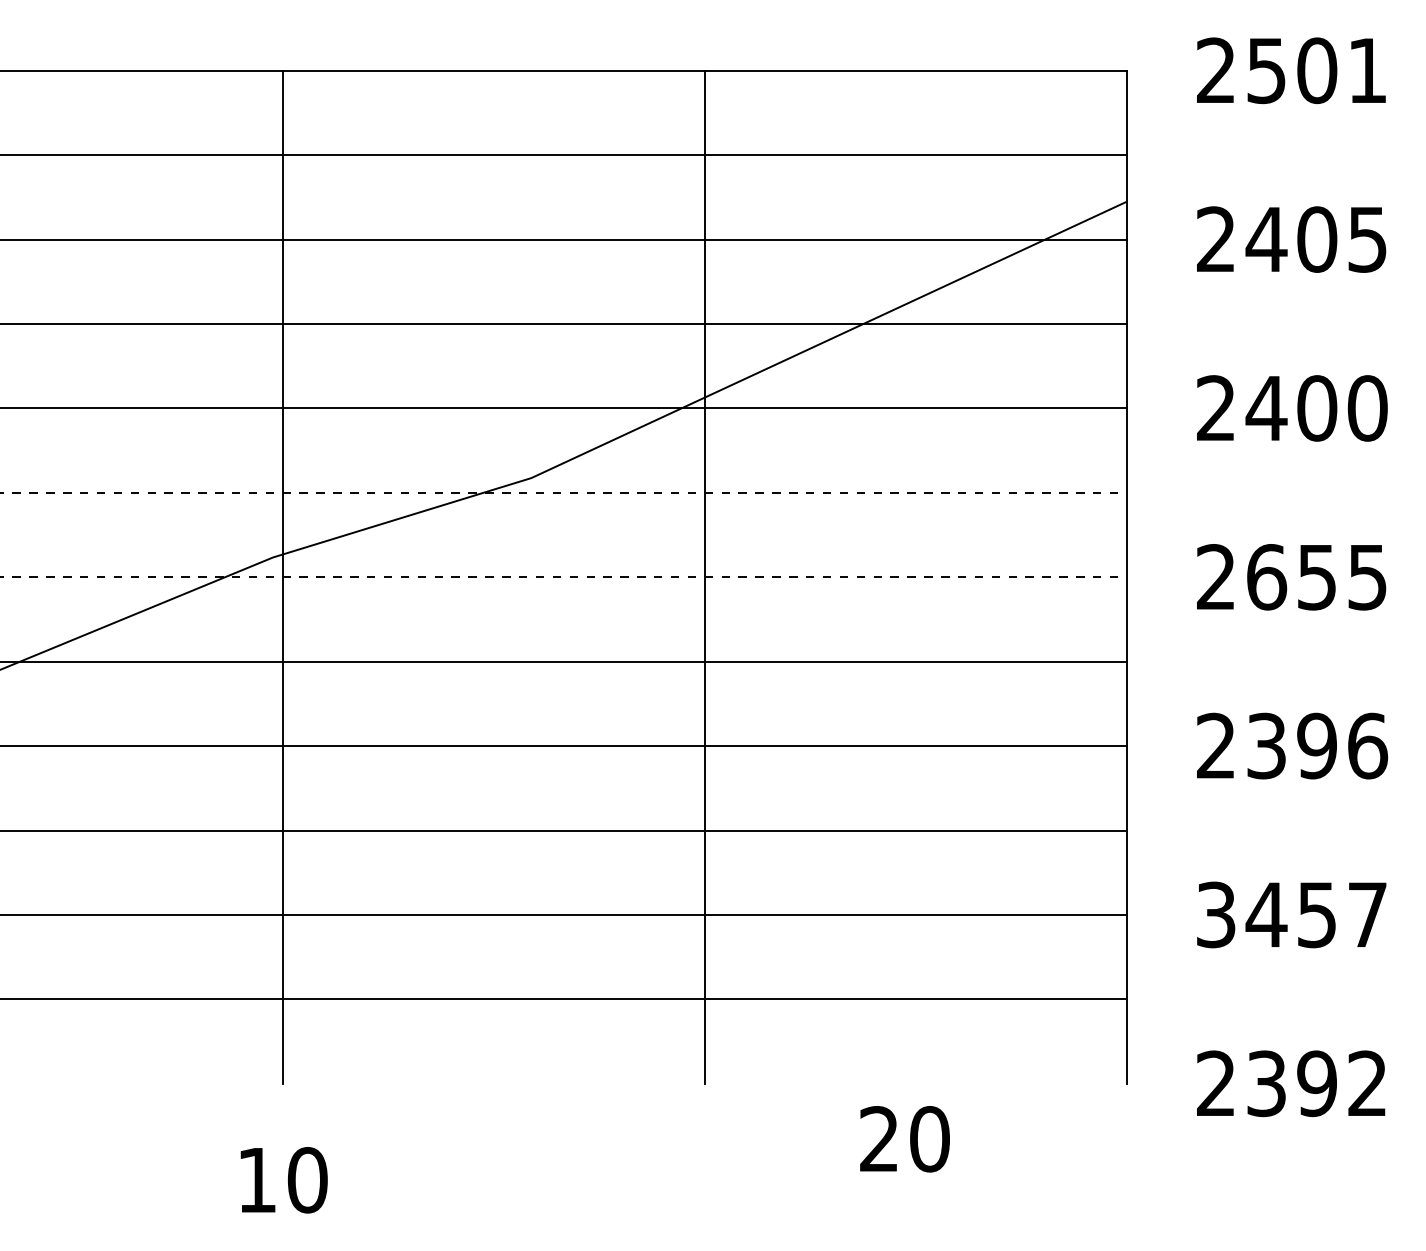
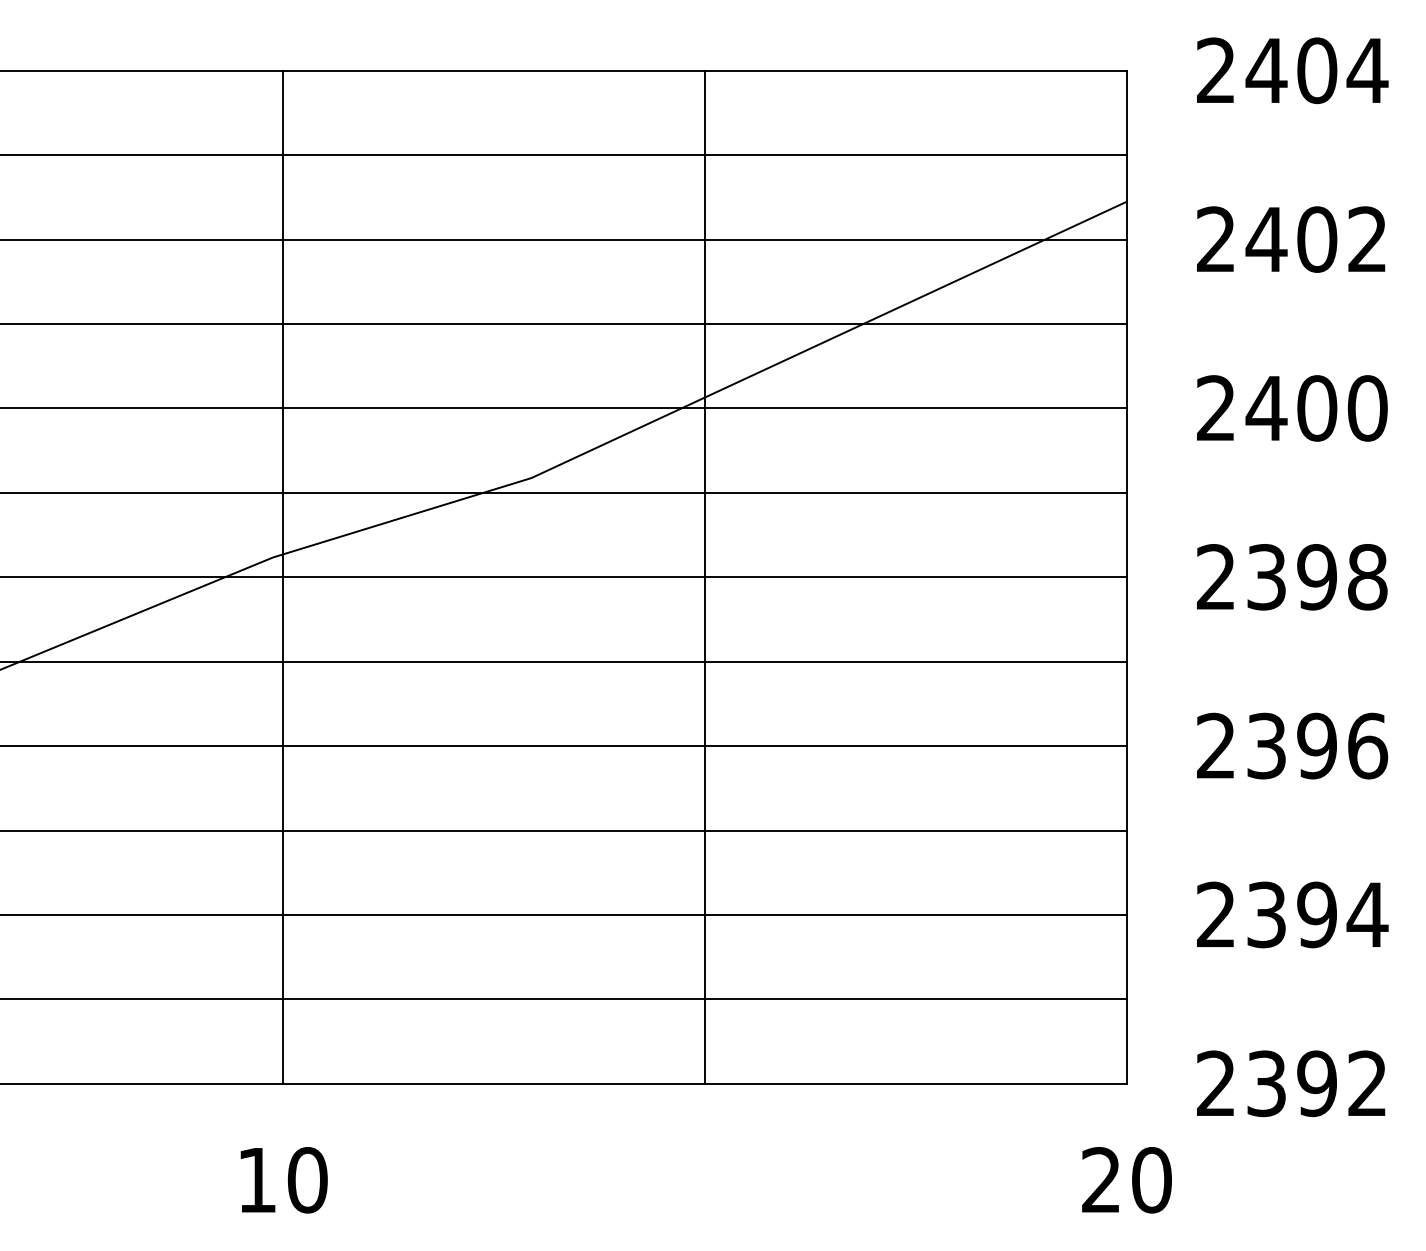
text: 2501 -> 2404 (1316, 71)
text: 2405 -> 2402 (1367, 239)
line: dashed -> solid (563, 492)
line: dashed -> solid (563, 577)
text: 2655 -> 2398 (1317, 577)
text: 3457 -> 2394 (1292, 914)
line: none -> present (564, 1083)
text position: (904, 1139) -> (1126, 1180) (1126, 1180)
